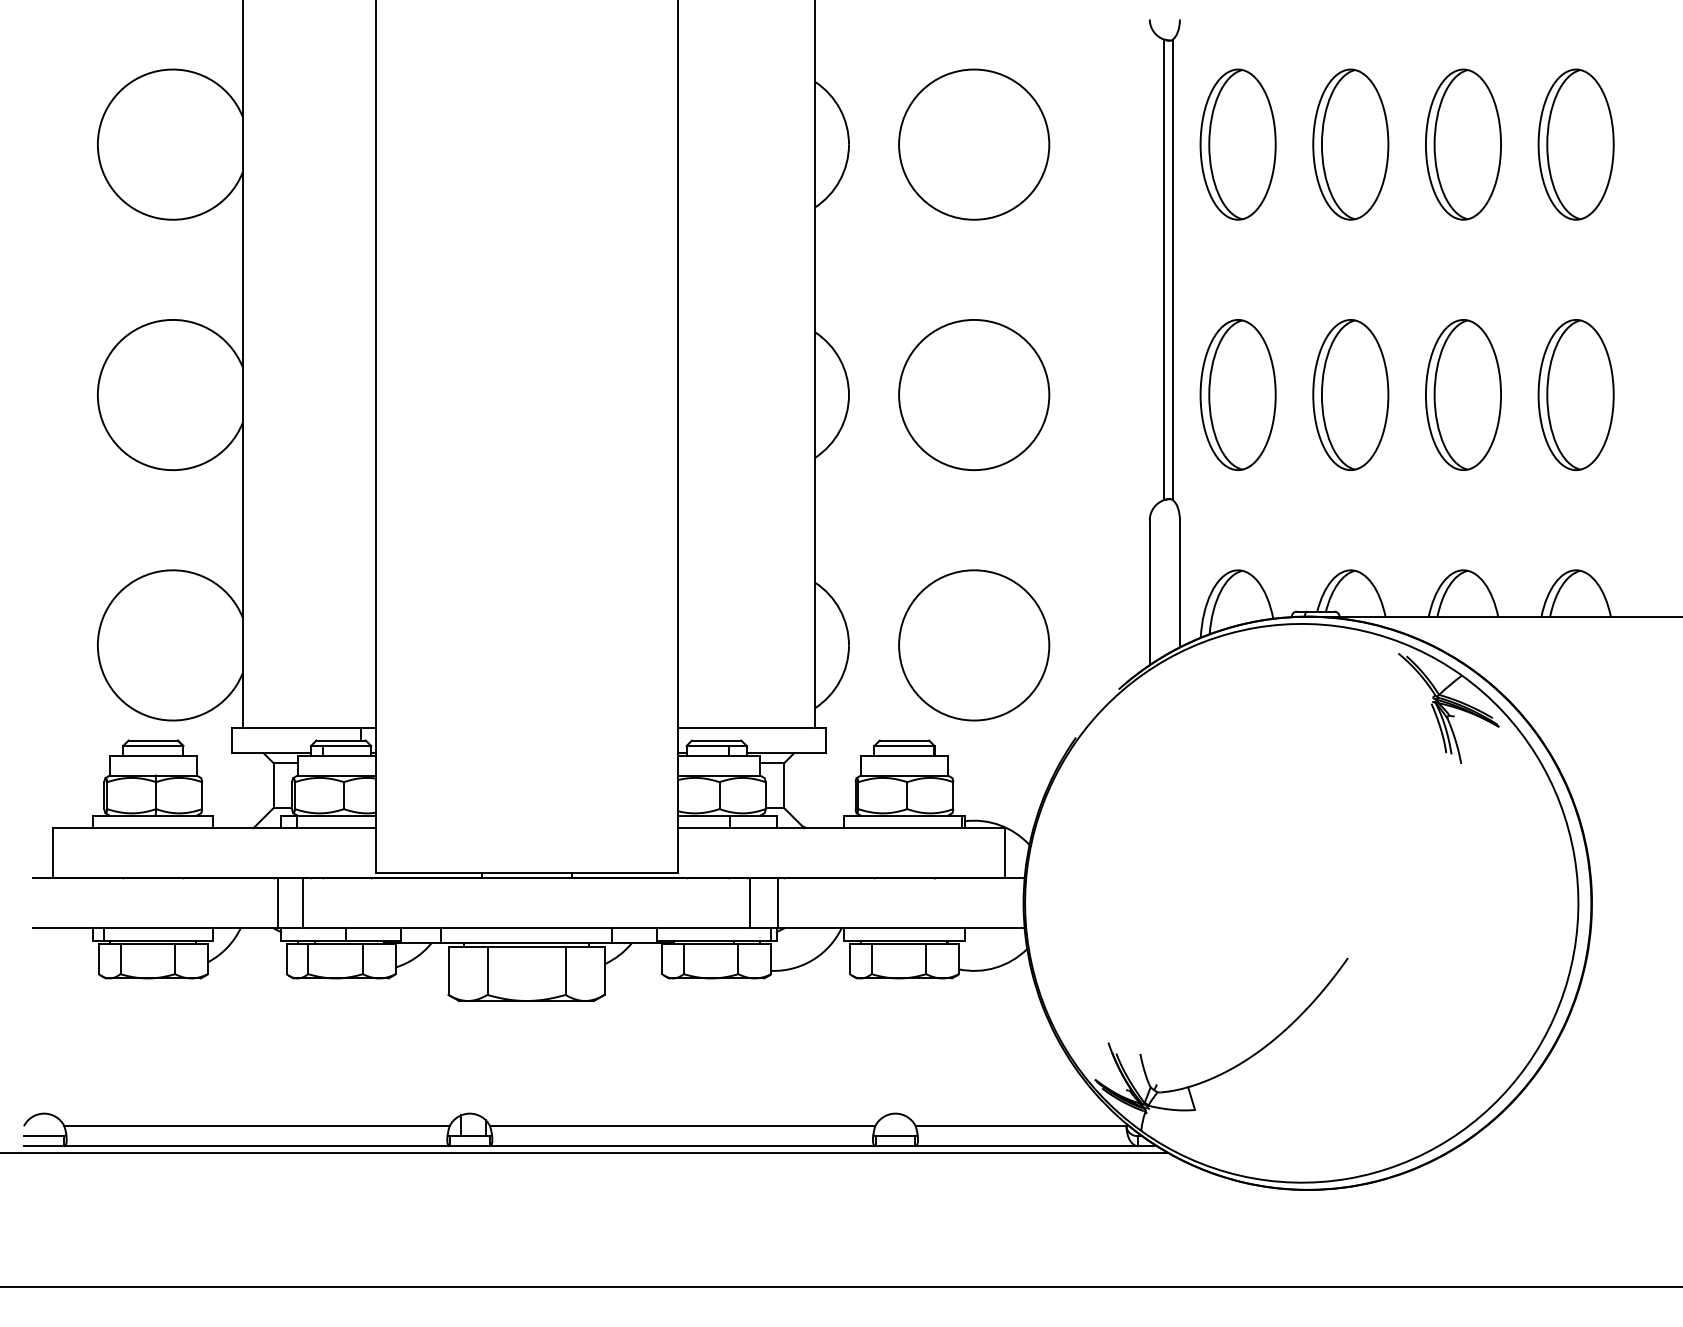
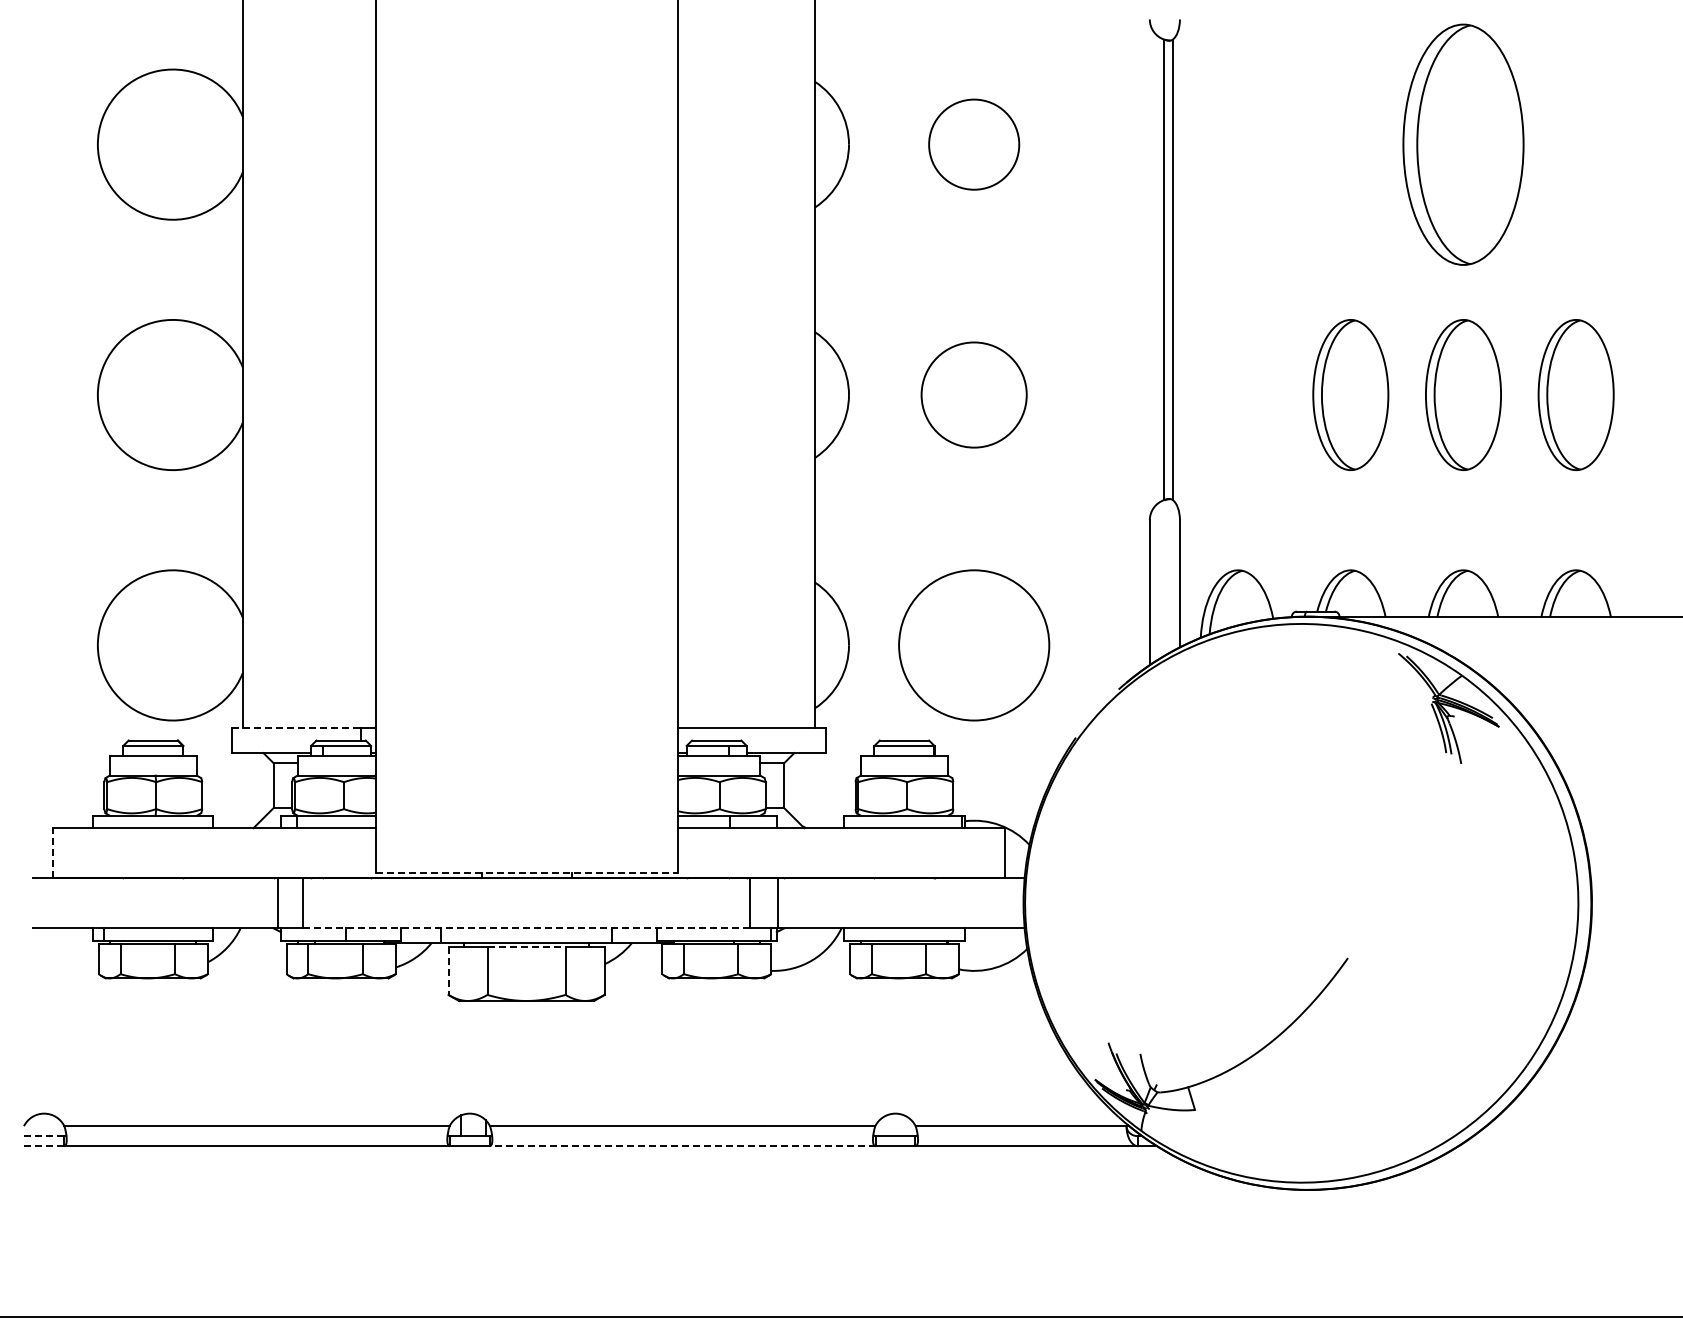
circle diameter: 150 px -> 90 px (974, 144)
part: present -> none (1237, 144)
part: present -> none (1350, 144)
part size: 77x153 px -> 123x243 px (1463, 144)
part: present -> none (1575, 144)
circle diameter: 150 px -> 105 px (973, 394)
part: present -> none (1237, 394)
line: solid -> dashed (297, 728)
line: solid -> dashed (53, 852)
line: solid -> dashed (526, 873)
line: solid -> dashed (526, 928)
line: solid -> dashed (527, 947)
line: solid -> dashed (448, 971)
line: solid -> dashed (44, 1136)
line: solid -> dashed (44, 1146)
line: solid -> dashed (682, 1146)
line: present -> none (584, 1152)
line position: (840, 1287) -> (840, 1317) (840, 1317)
